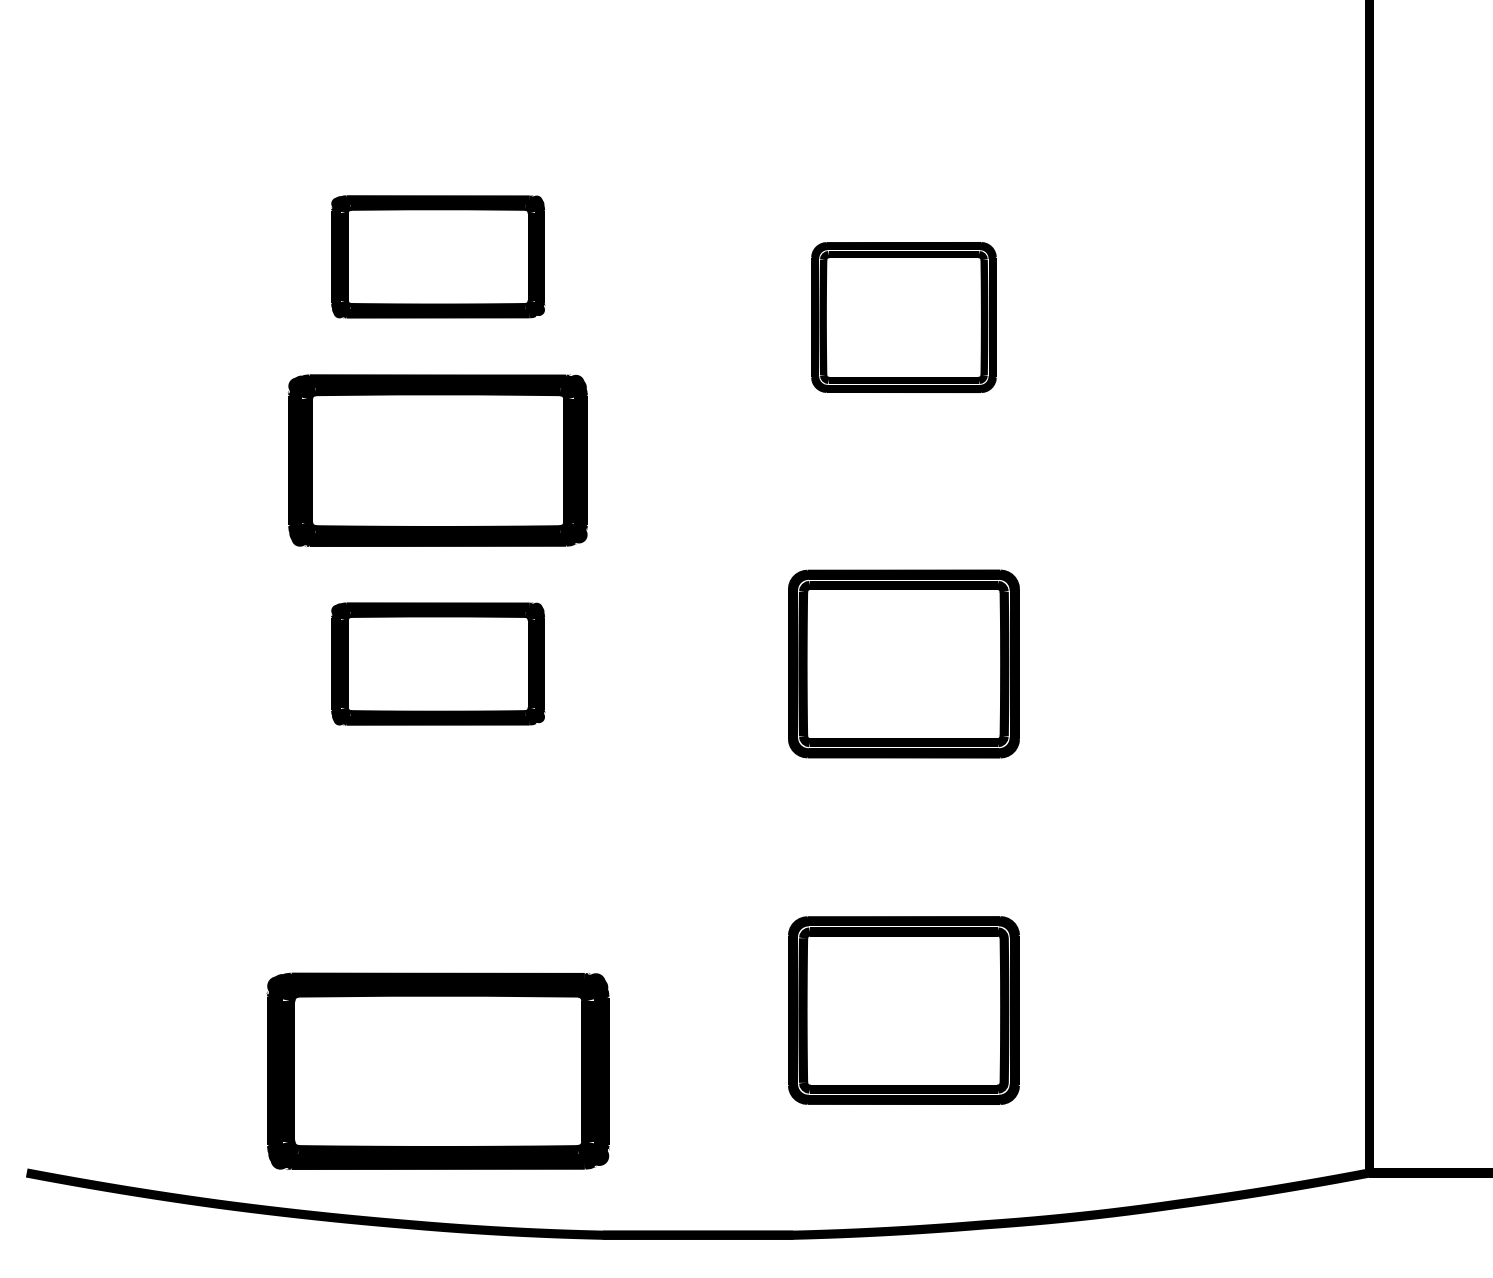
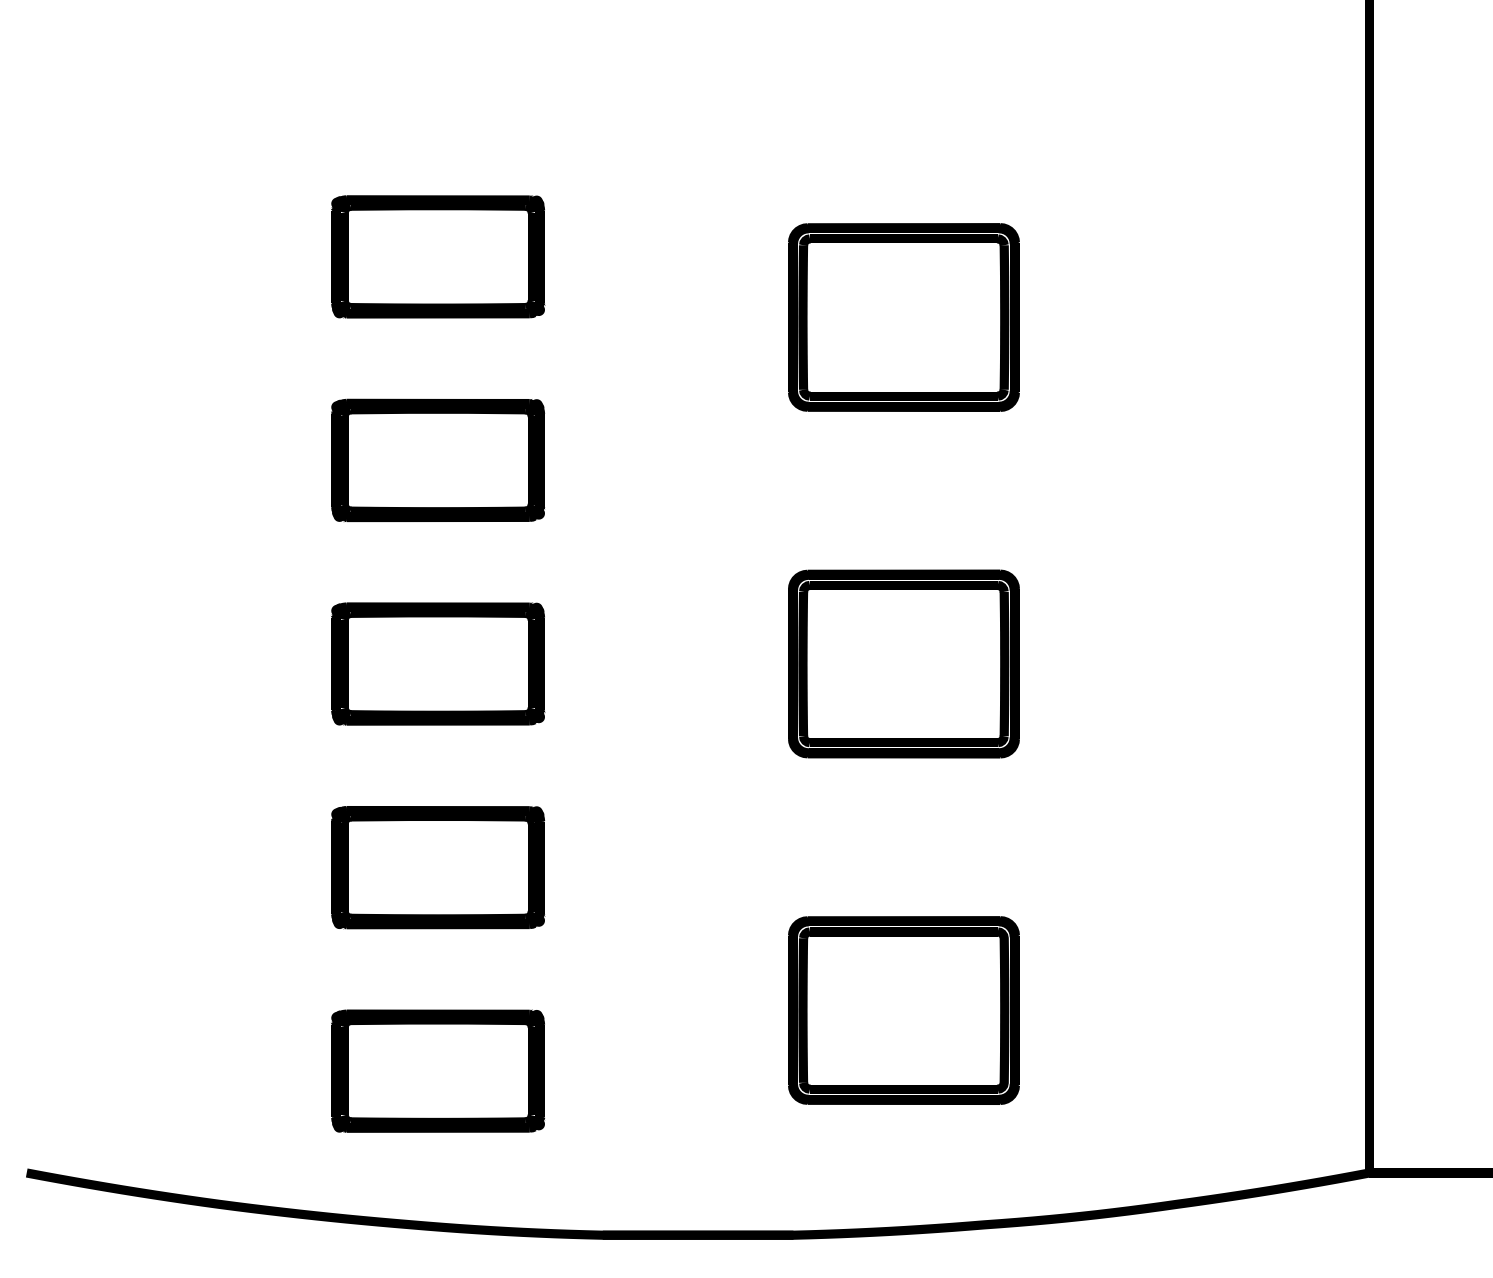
part size: 186x151 px -> 232x189 px (903, 317)
part size: 300x174 px -> 215x124 px (438, 459)
part: none -> present (438, 867)
part size: 344x198 px -> 214x124 px (437, 1070)
